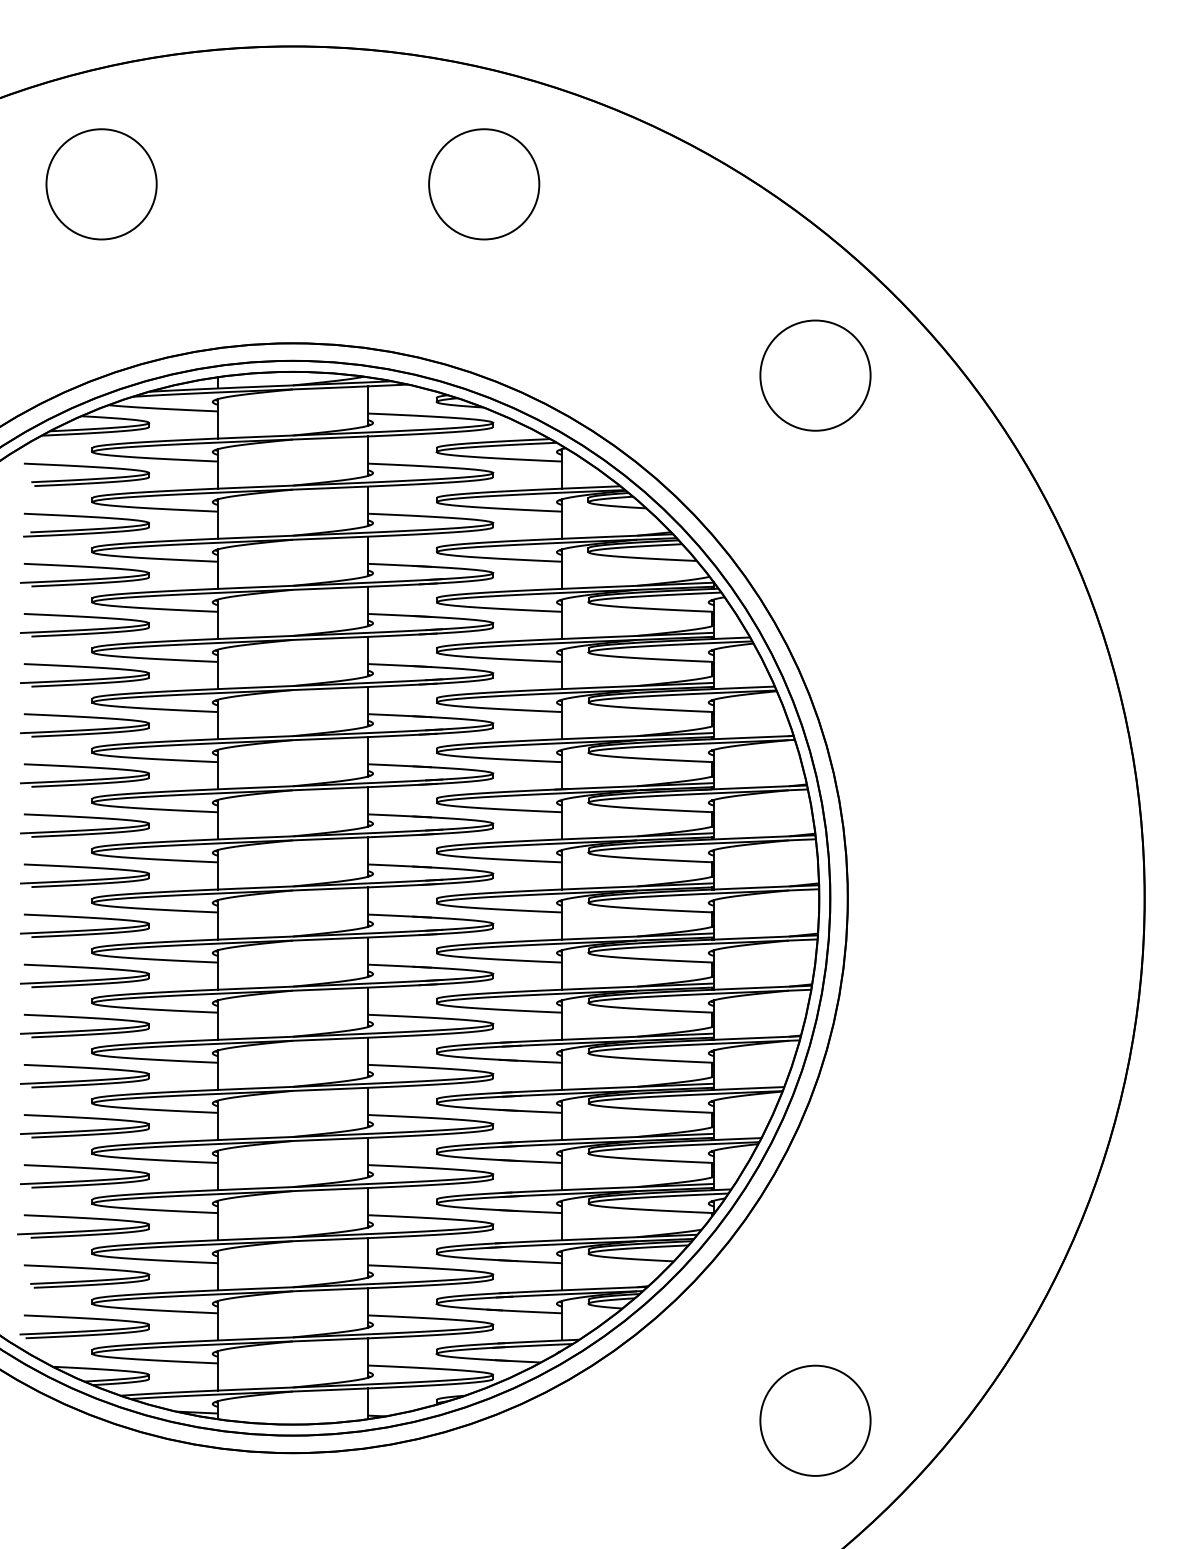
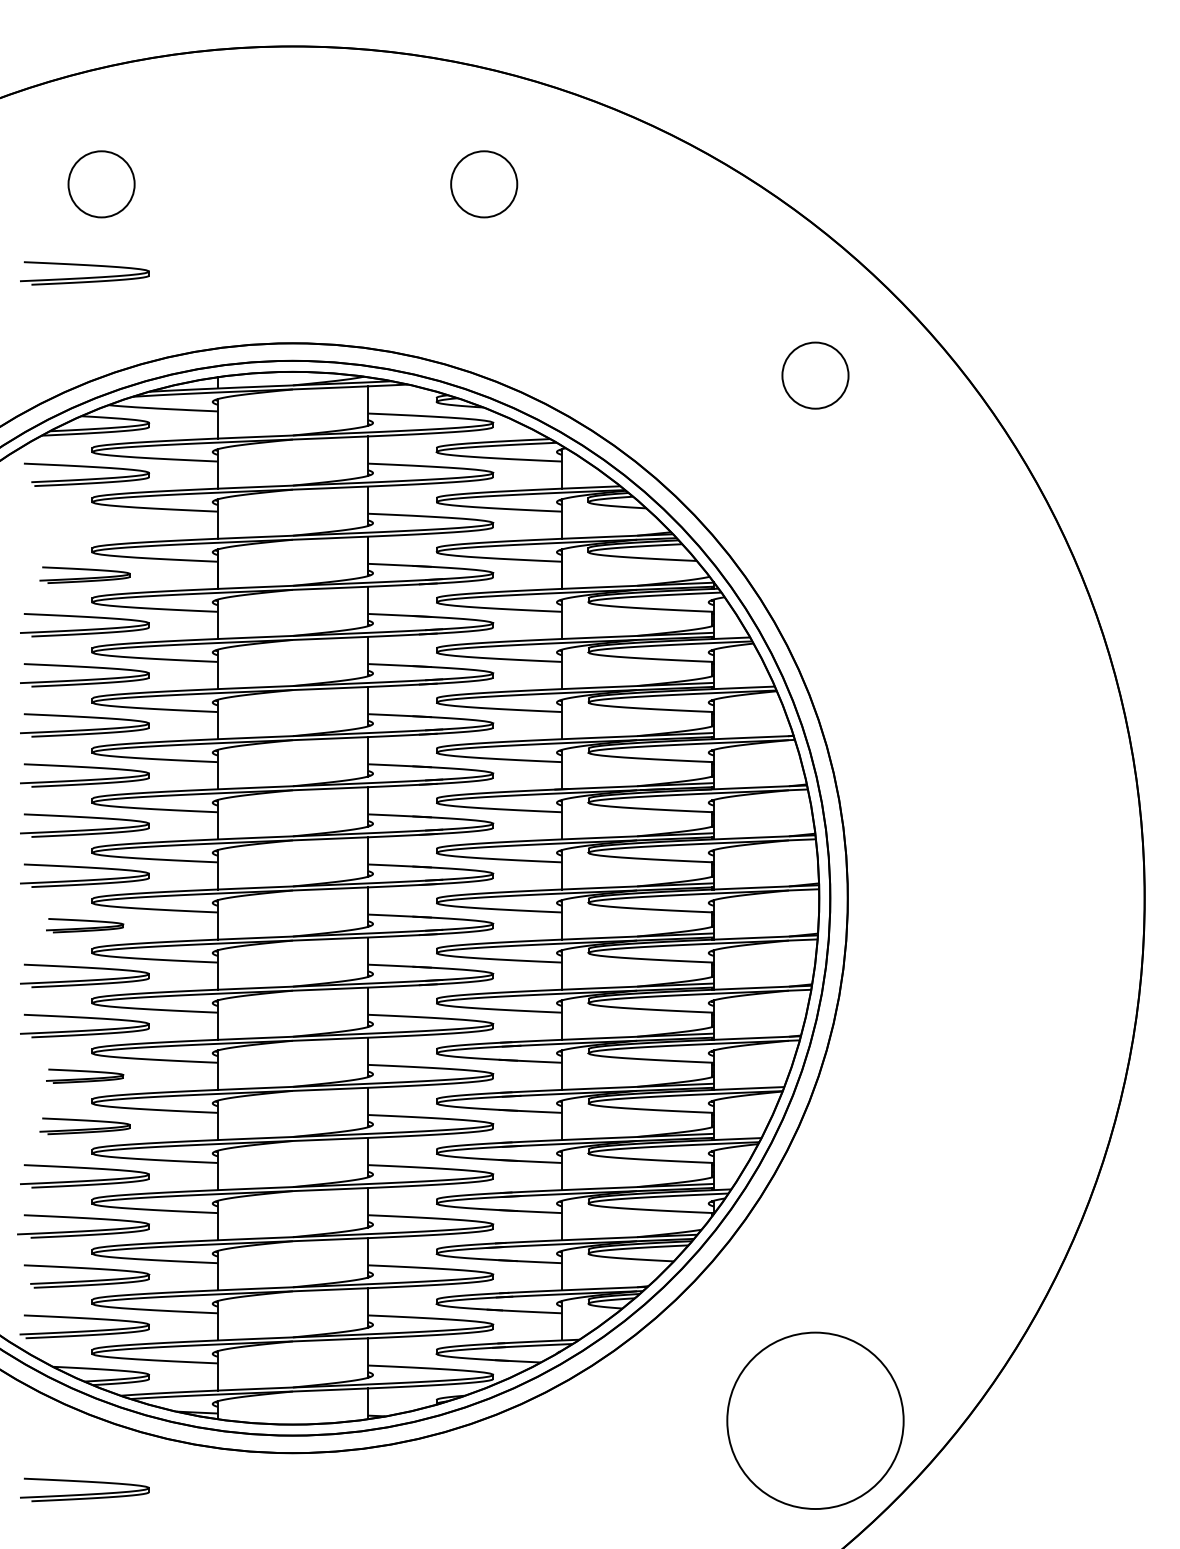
circle diameter: 110 px -> 66 px (101, 184)
circle diameter: 110 px -> 66 px (484, 184)
part: none -> present (84, 273)
circle diameter: 110 px -> 66 px (815, 375)
part: present -> none (86, 524)
part size: 130x25 px -> 92x18 px (84, 574)
part size: 130x25 px -> 79x16 px (85, 925)
part size: 130x25 px -> 79x16 px (85, 1075)
part size: 130x25 px -> 92x19 px (84, 1126)
circle diameter: 110 px -> 176 px (815, 1420)
part: none -> present (84, 1489)
